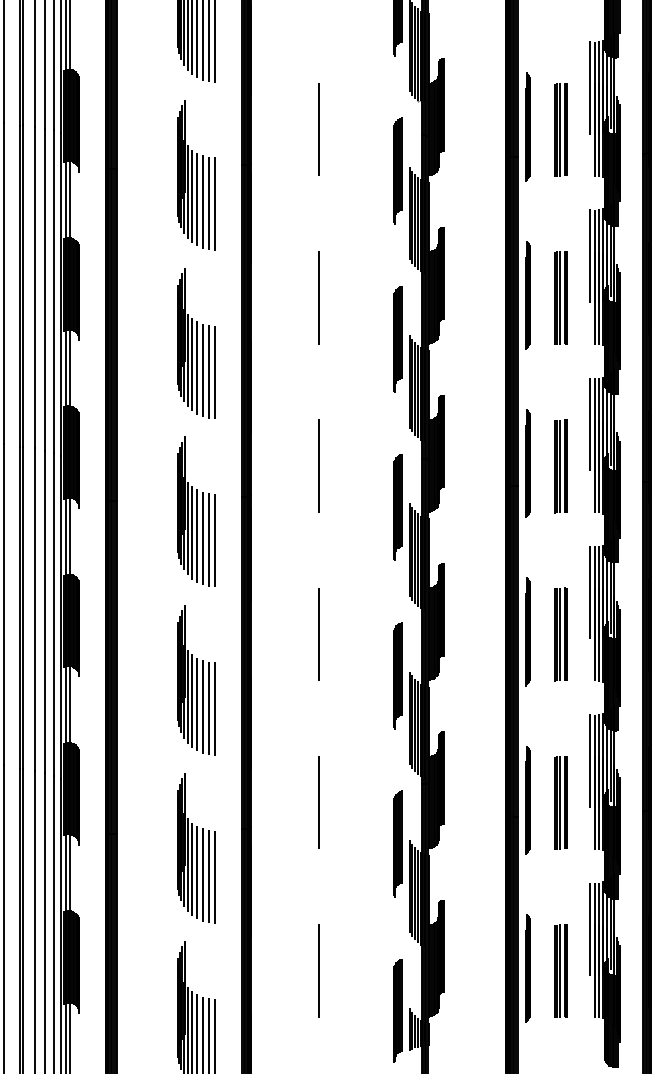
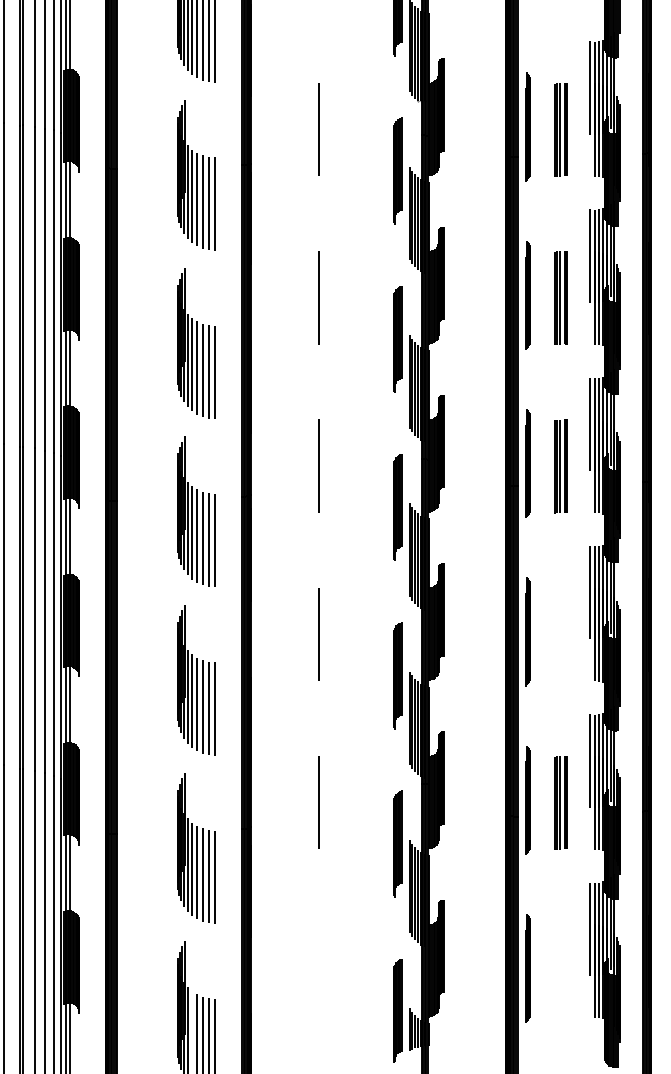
part: present -> none (560, 634)
line: present -> none (319, 970)
part: present -> none (560, 970)
line: present -> none (192, 1030)
